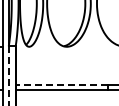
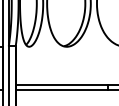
line: dashed -> solid (8, 76)
line: dashed -> solid (61, 84)
